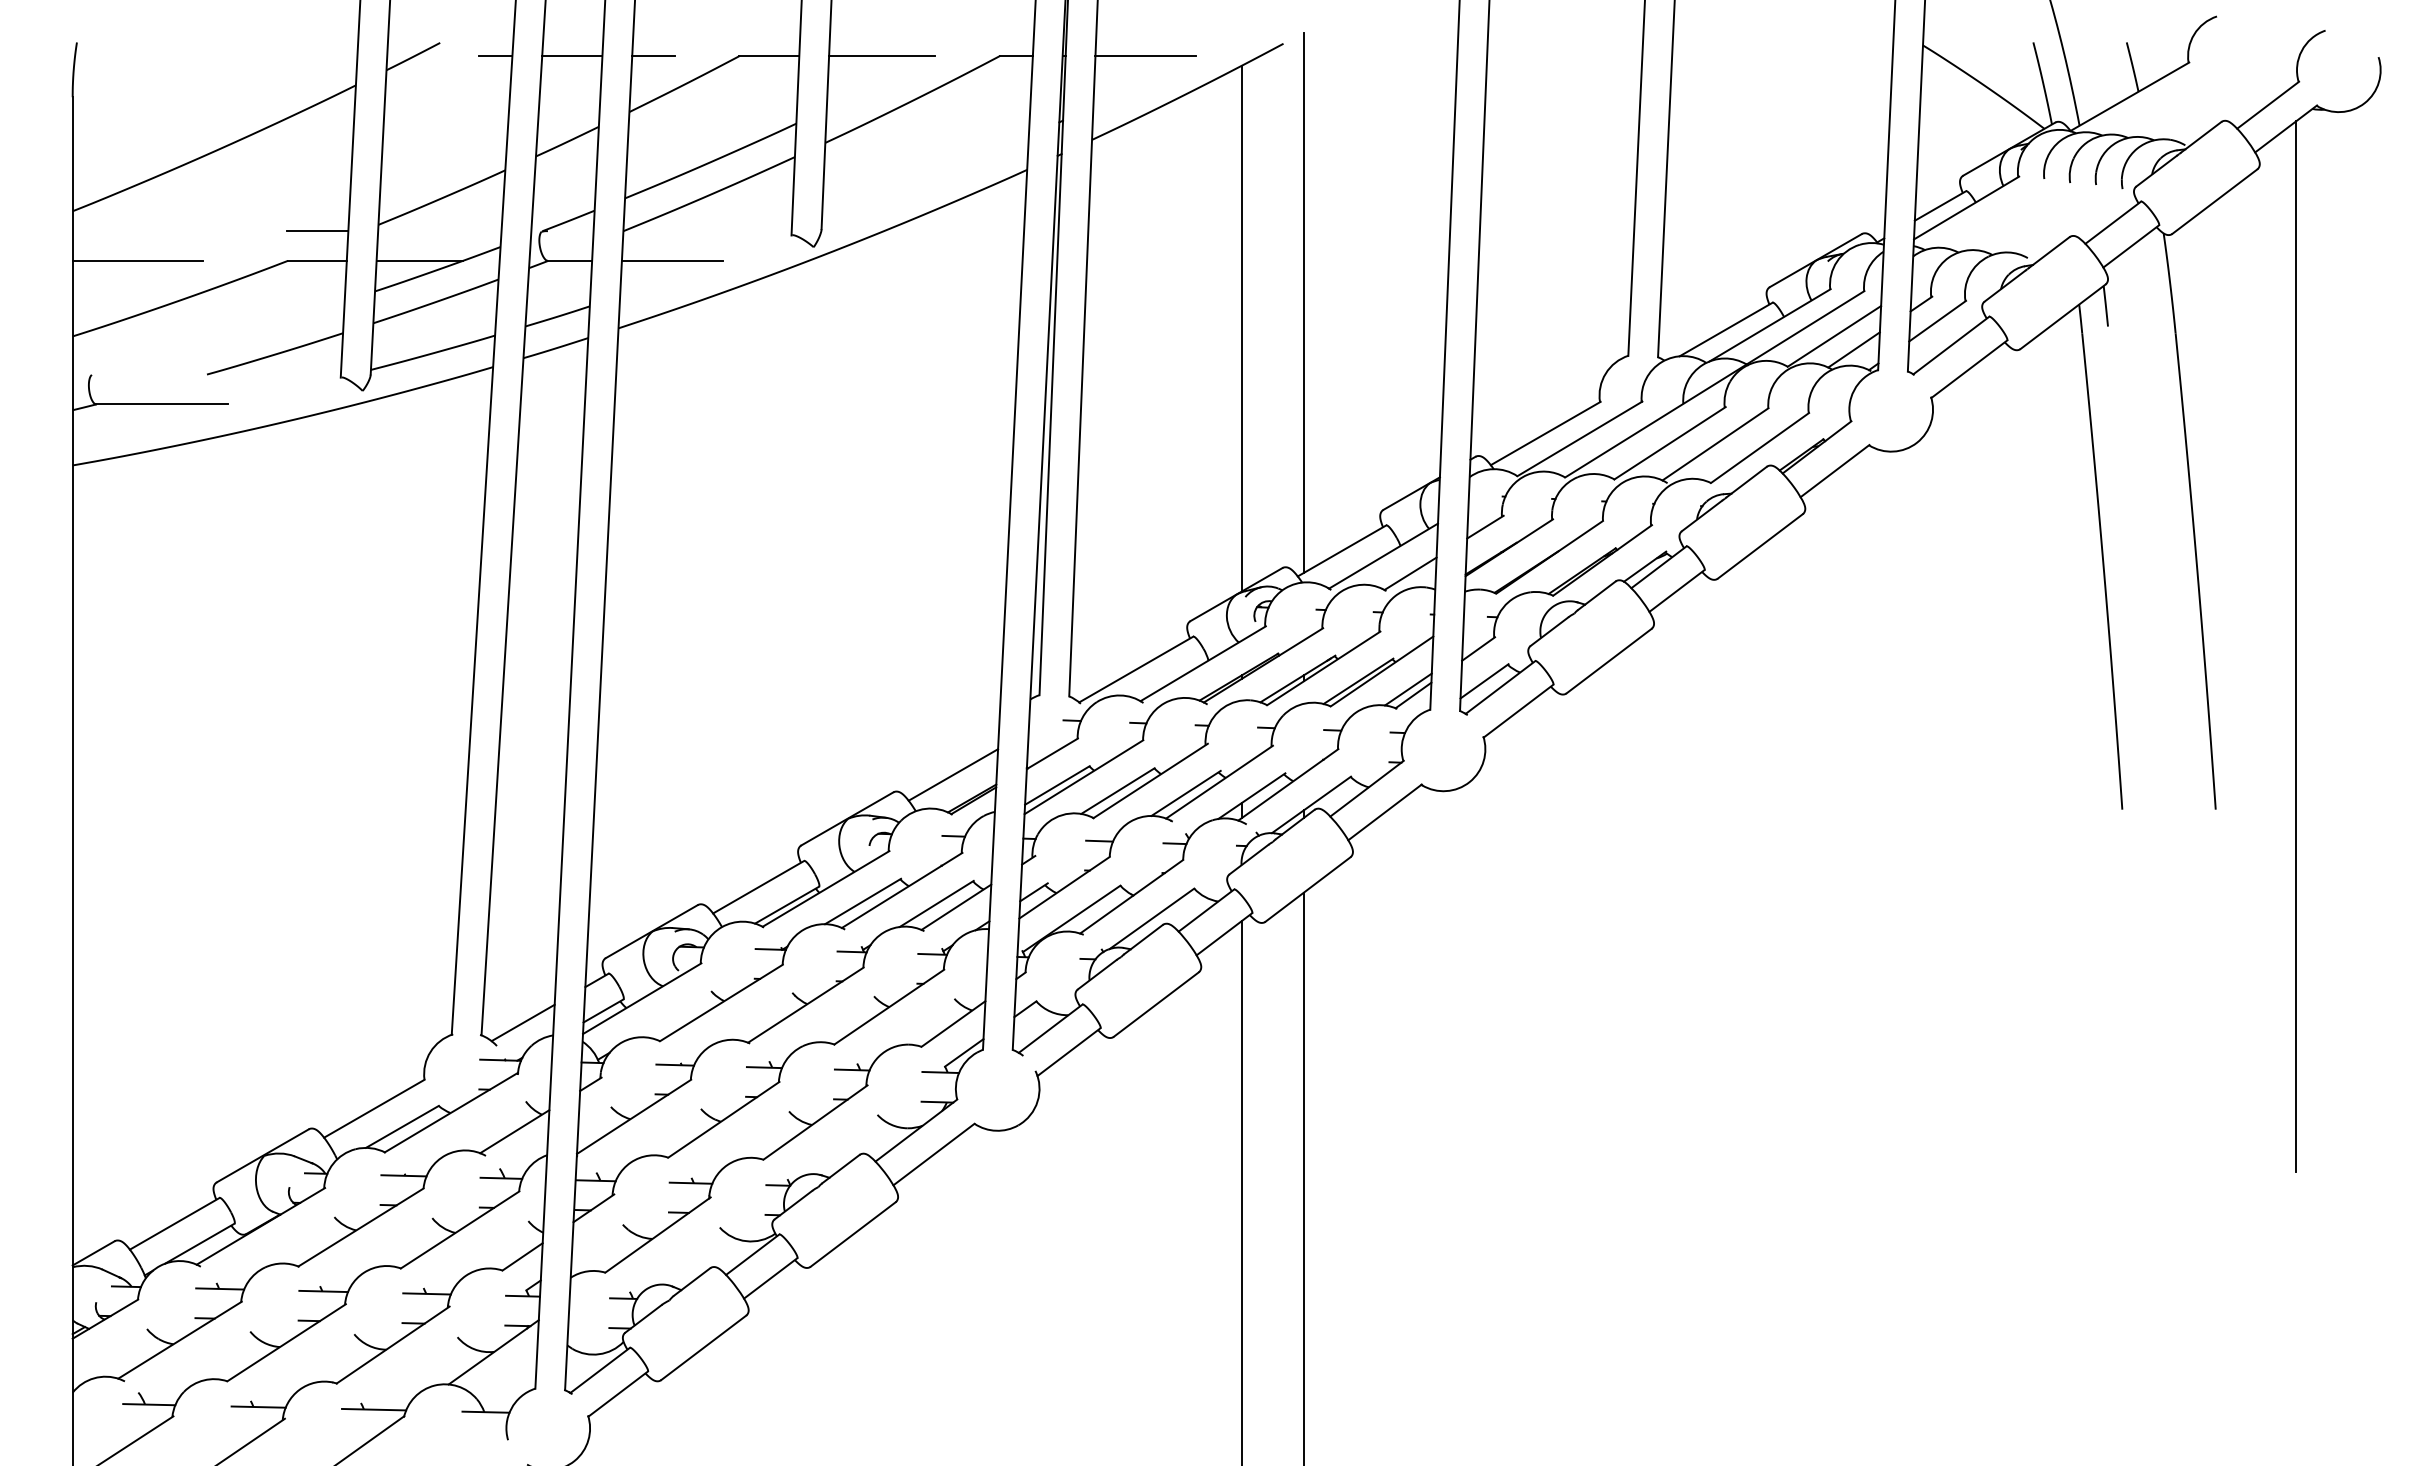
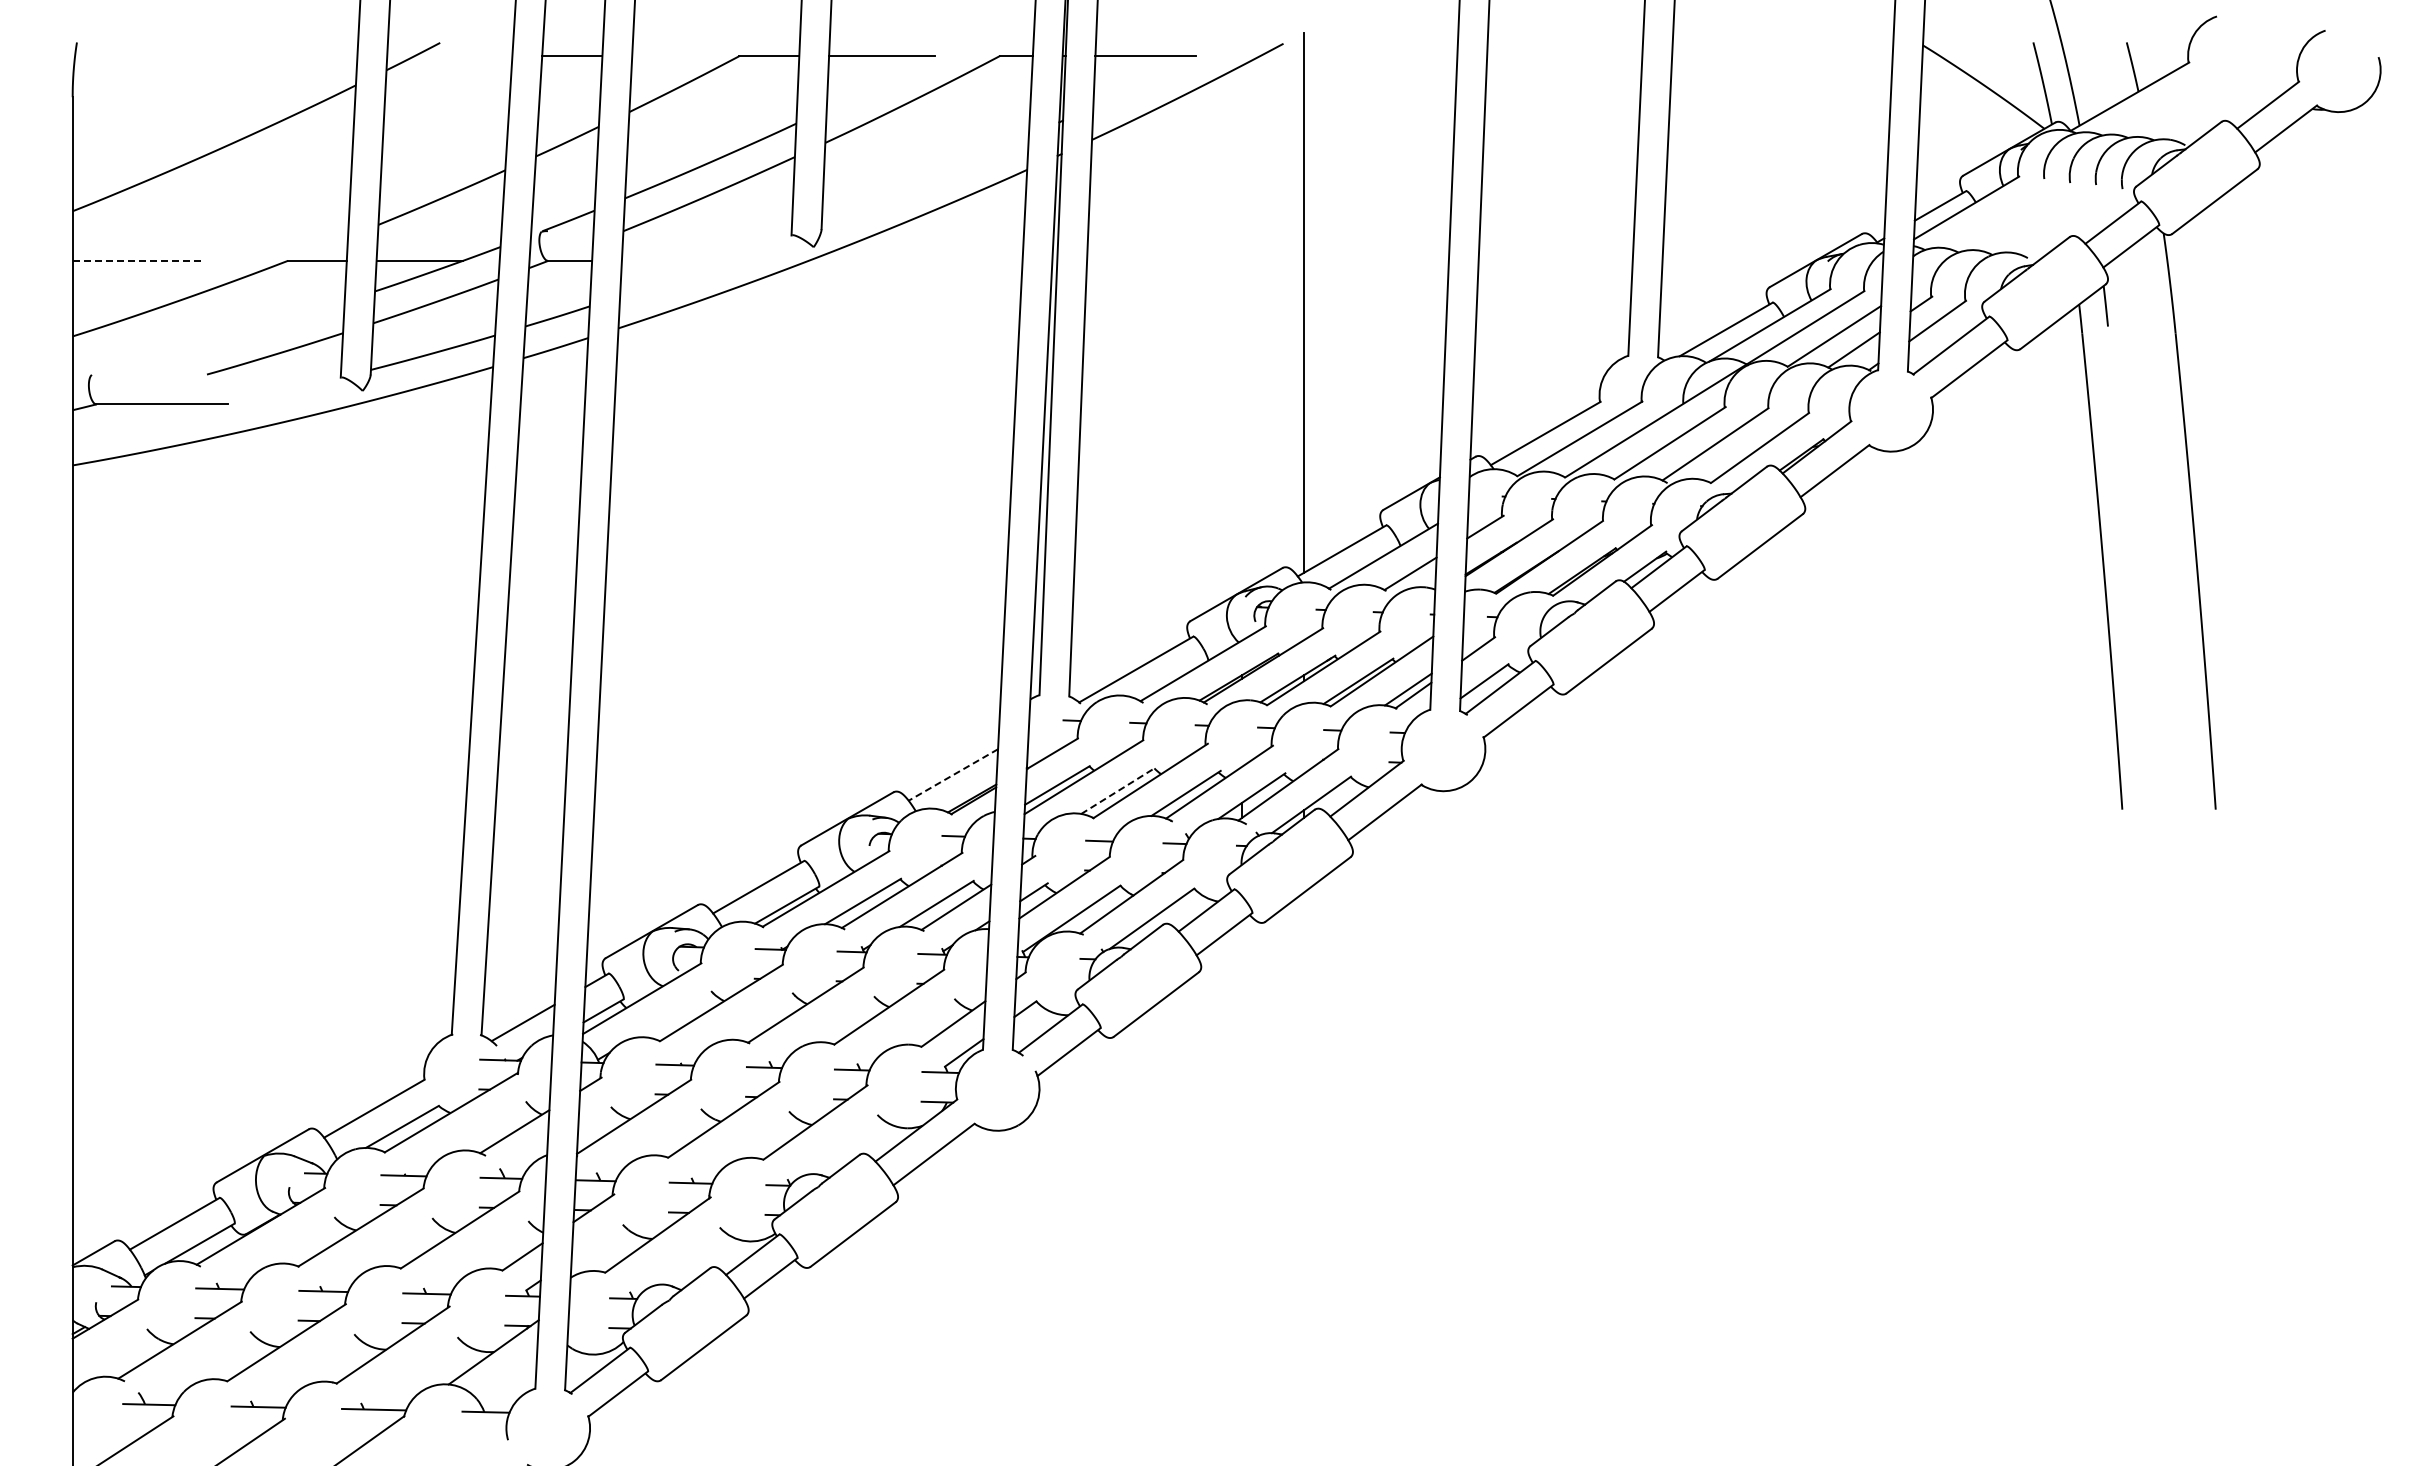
line: present -> none (495, 55)
line: present -> none (653, 55)
line: present -> none (317, 231)
line: solid -> dashed (137, 260)
line: present -> none (672, 260)
line: present -> none (1241, 328)
line: present -> none (2295, 646)
line: solid -> dashed (953, 774)
line: solid -> dashed (1118, 790)
line: present -> none (1303, 1177)
line: present -> none (1241, 1191)
